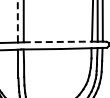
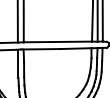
line: dashed -> solid (17, 21)
line: dashed -> solid (58, 41)
